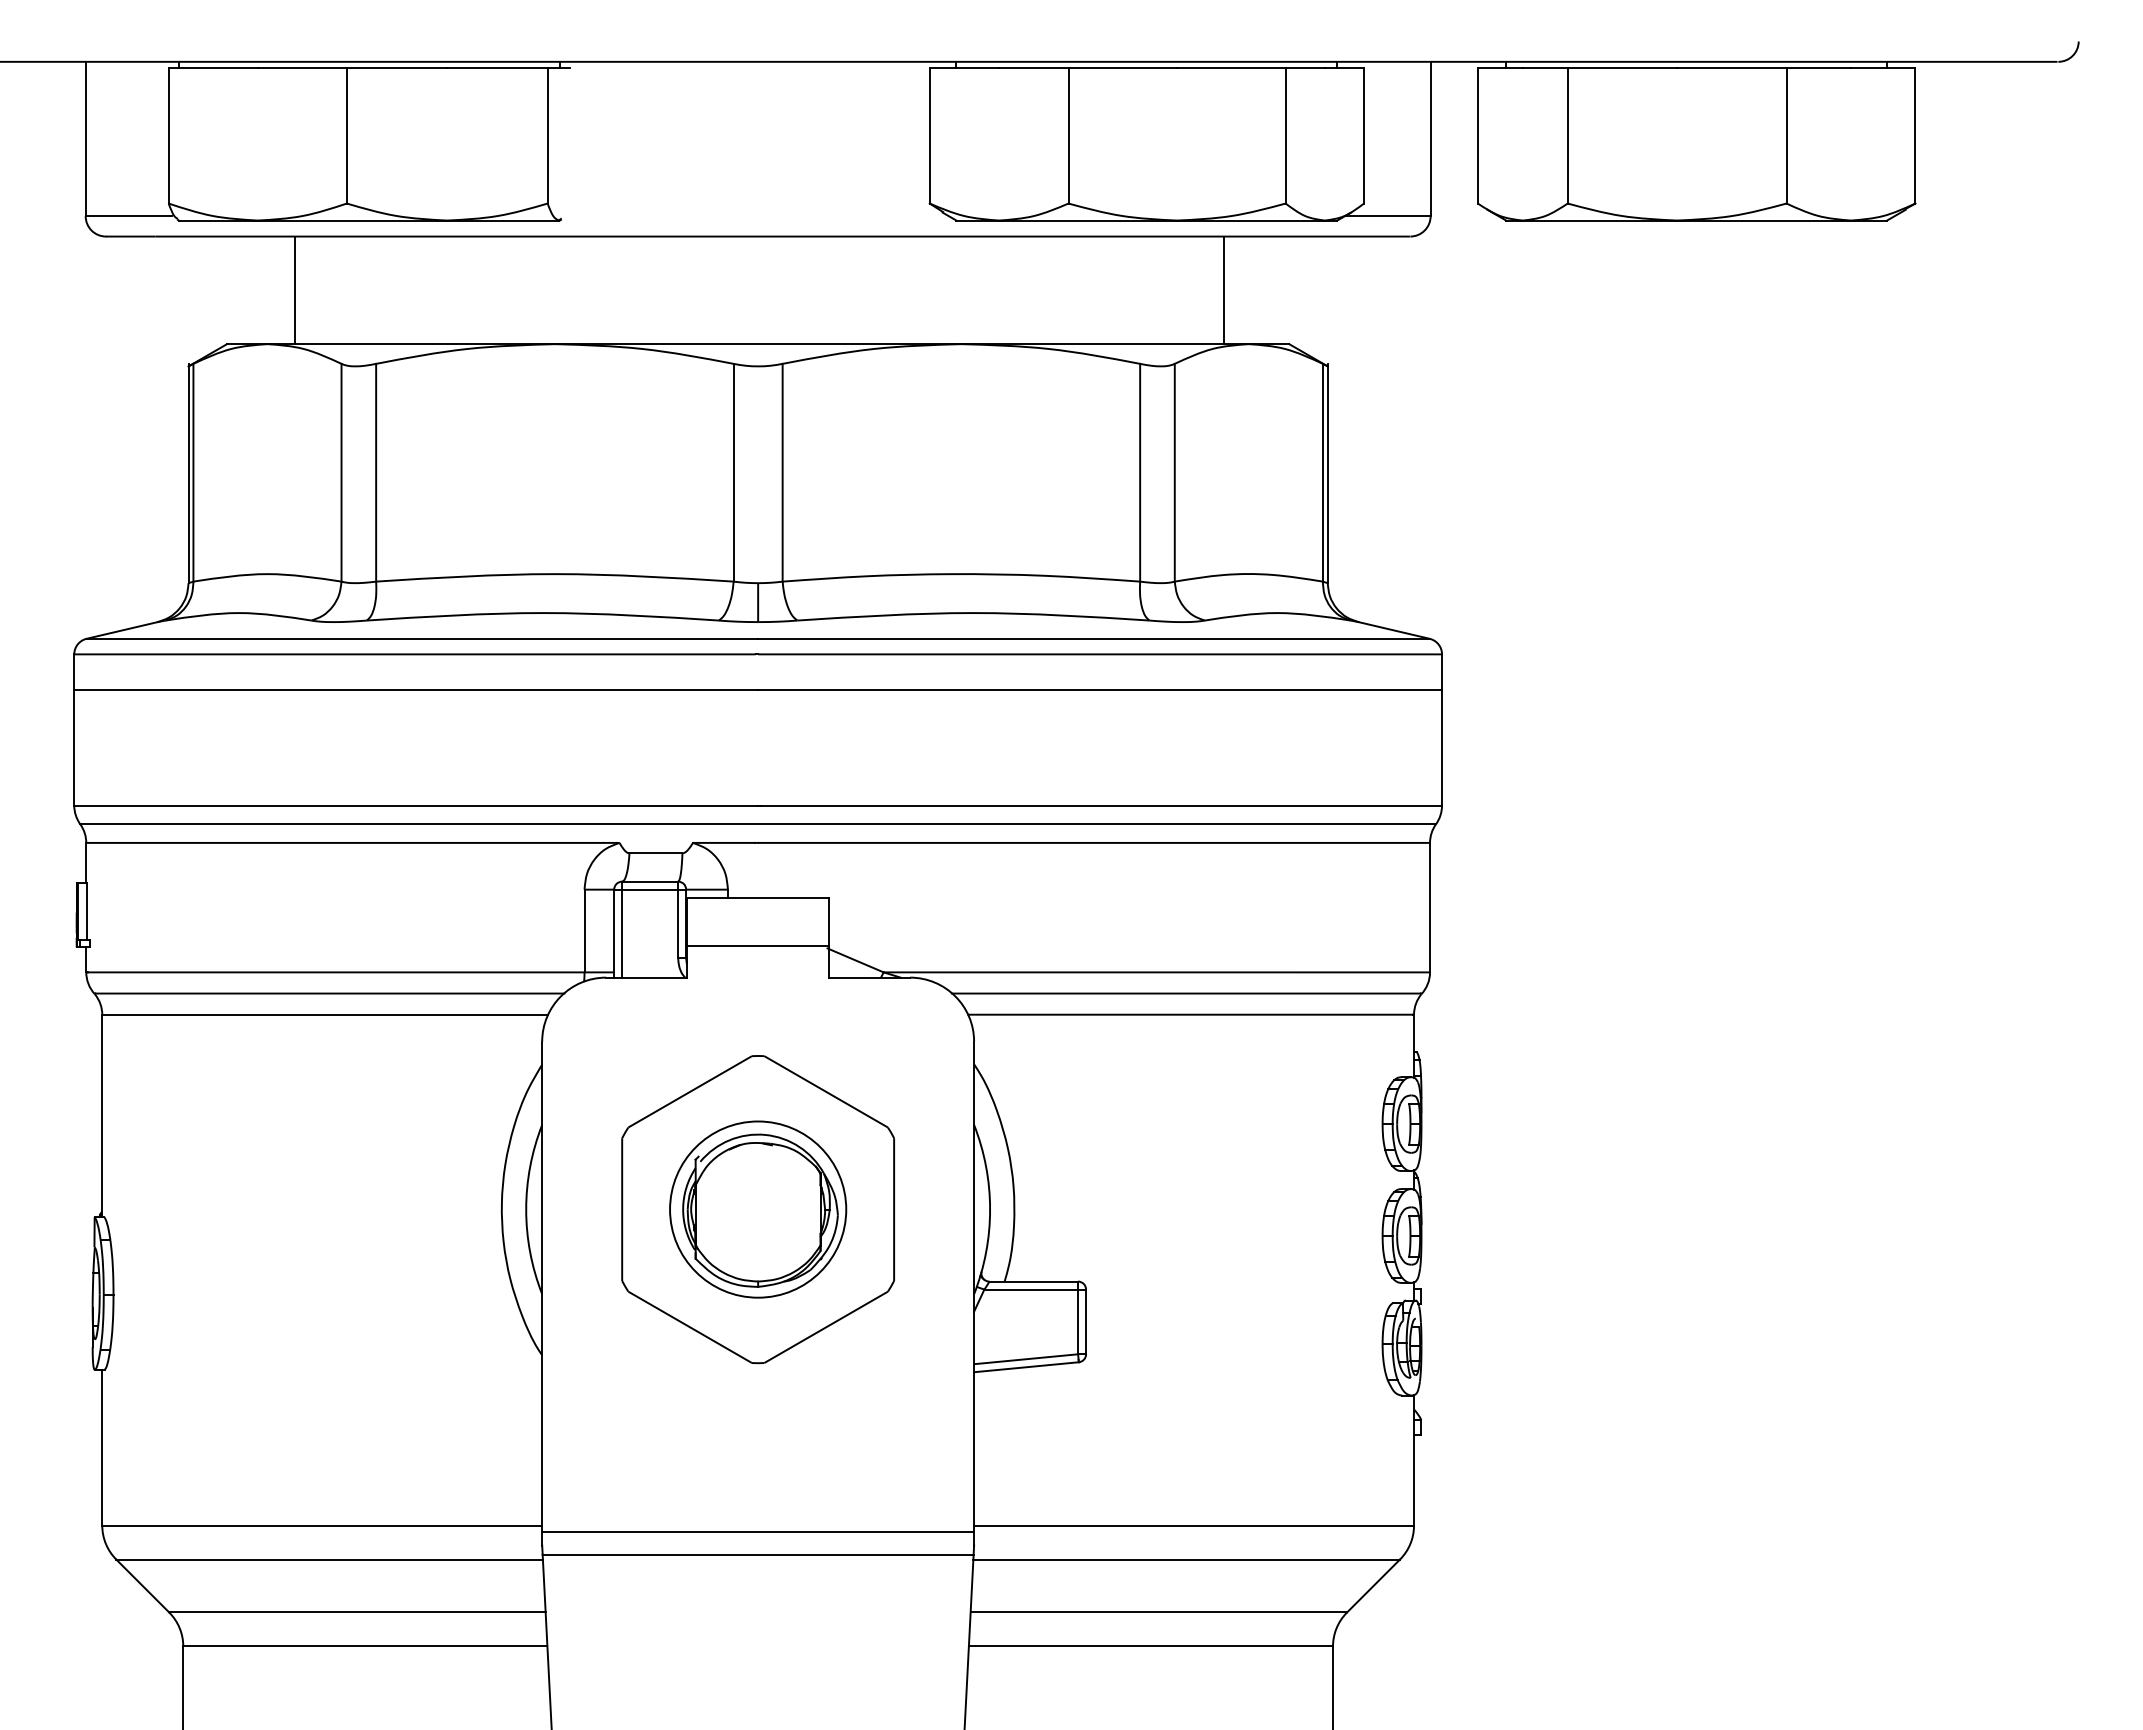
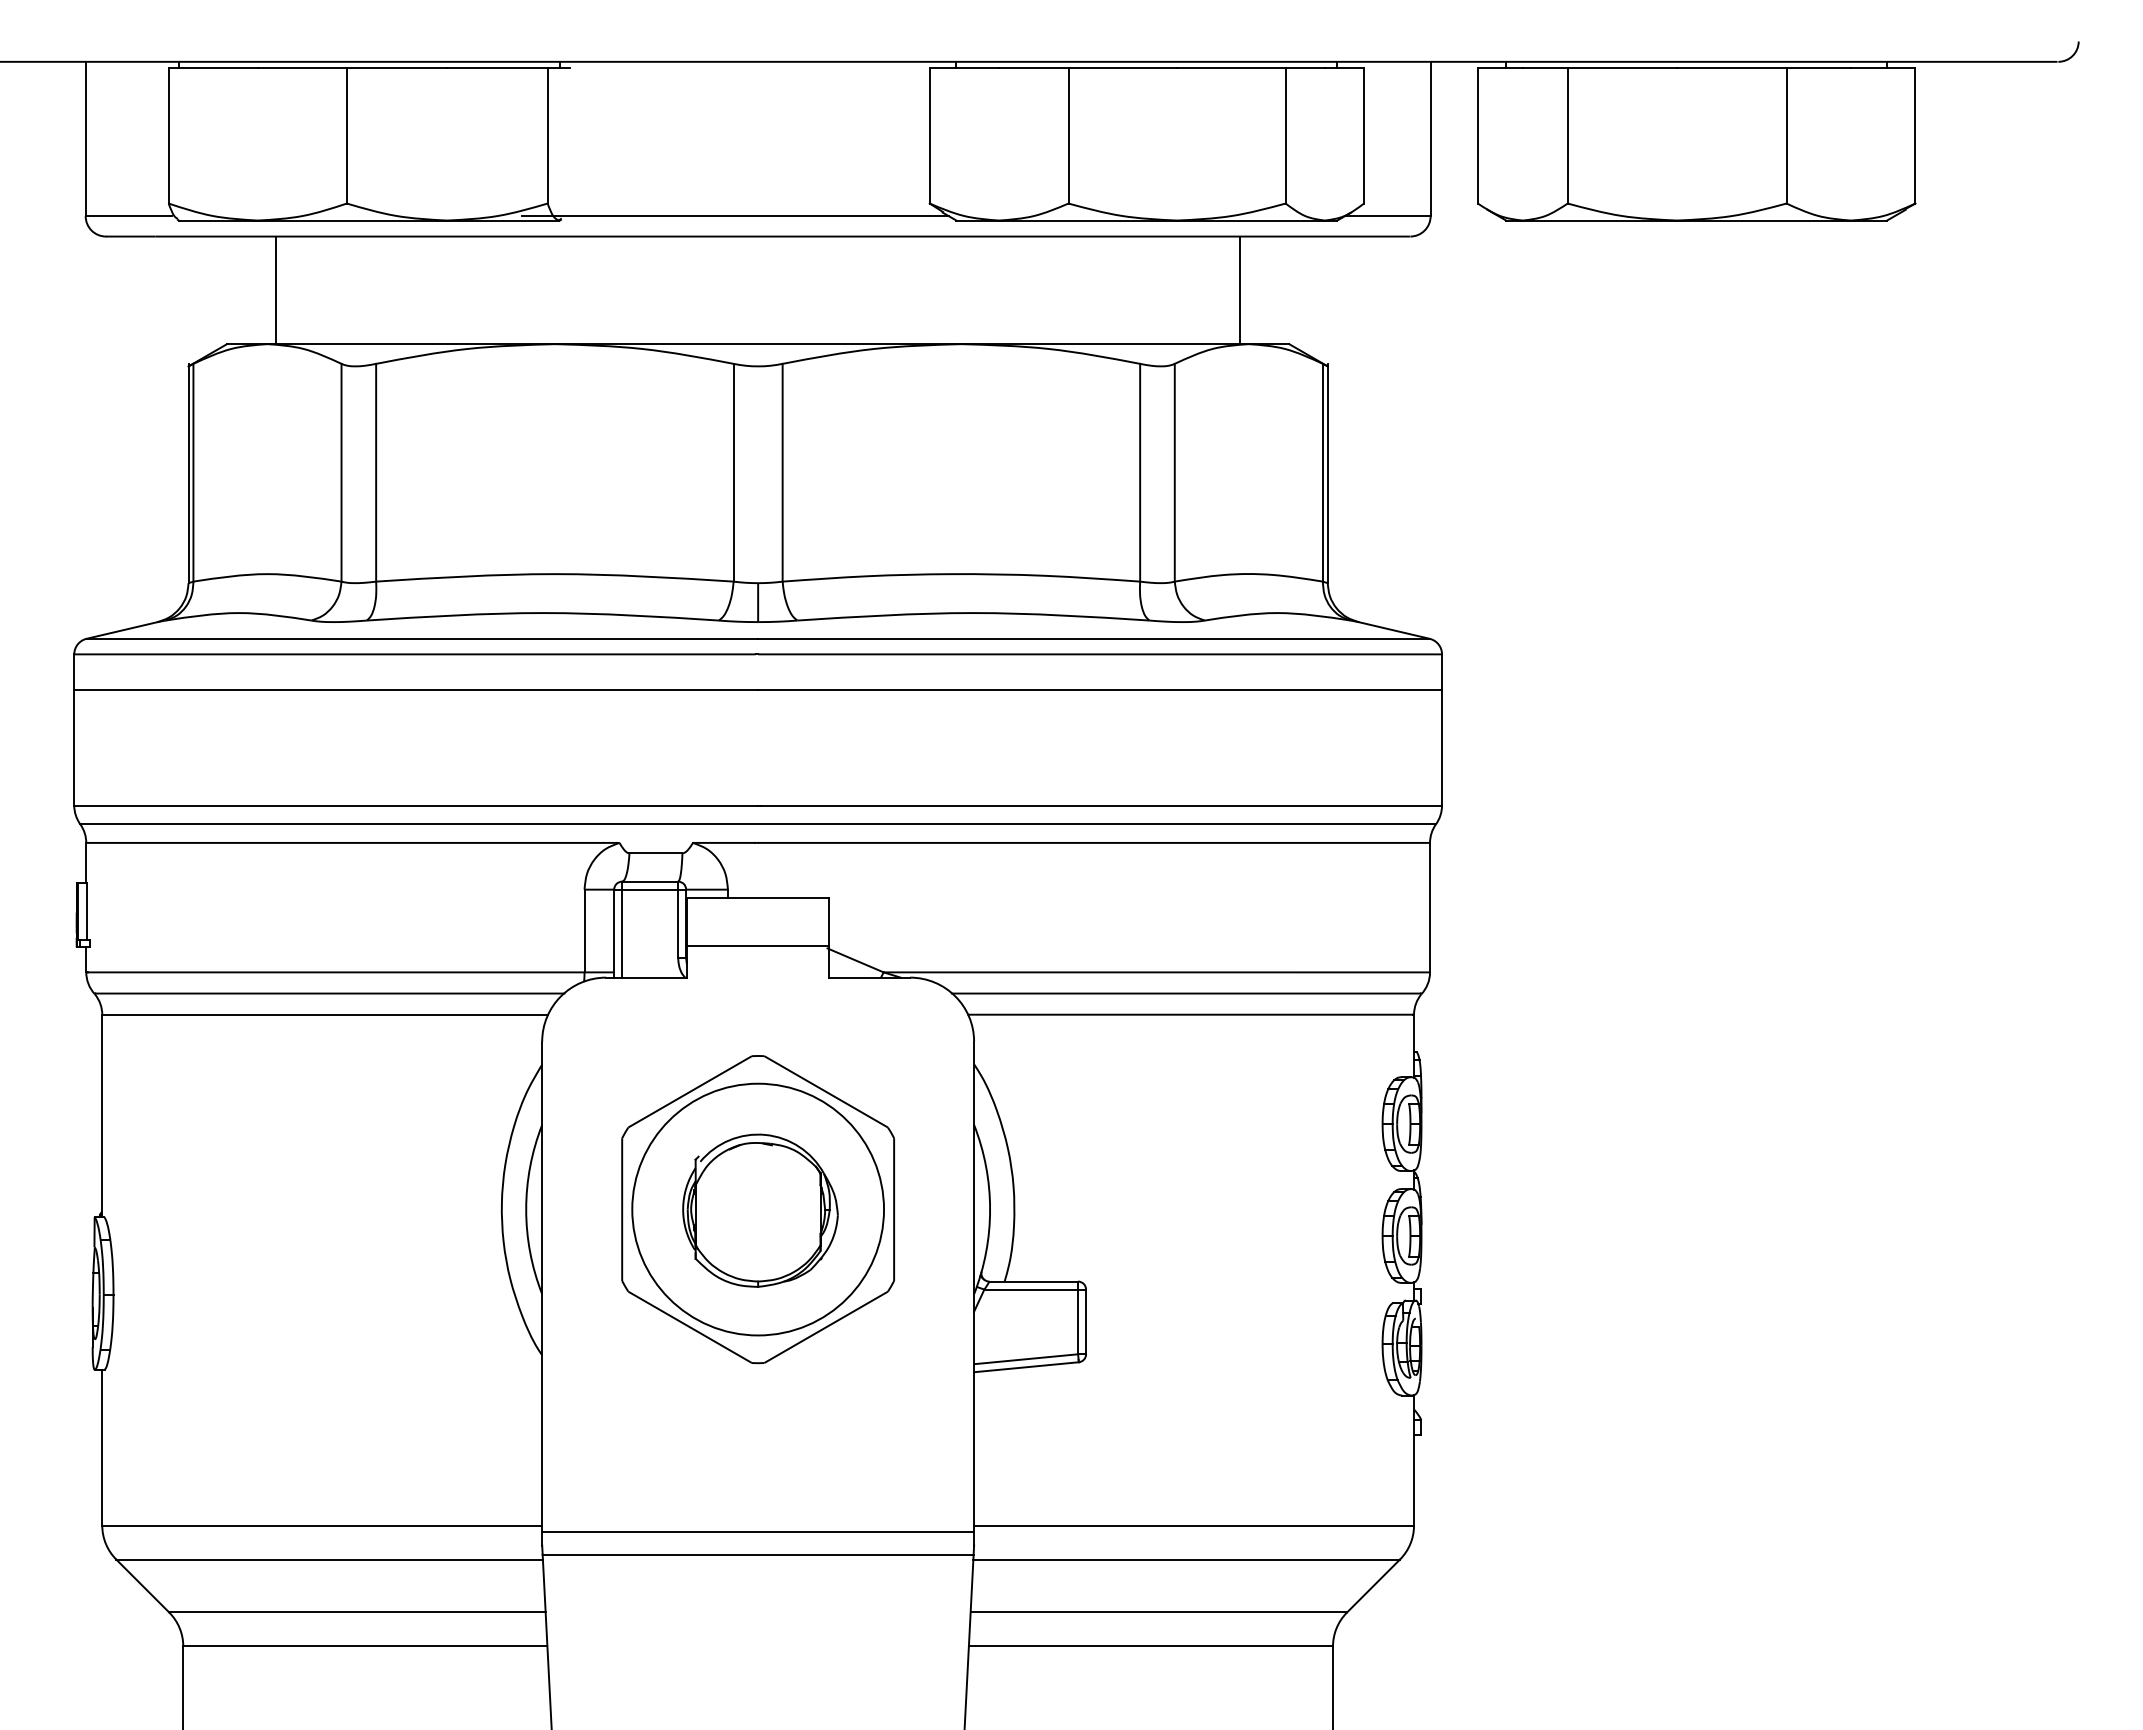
line: none -> present (735, 216)
line position: (294, 290) -> (275, 290) (275, 290)
line position: (1224, 290) -> (1240, 290) (1240, 290)
circle diameter: 176 px -> 252 px (758, 1209)
